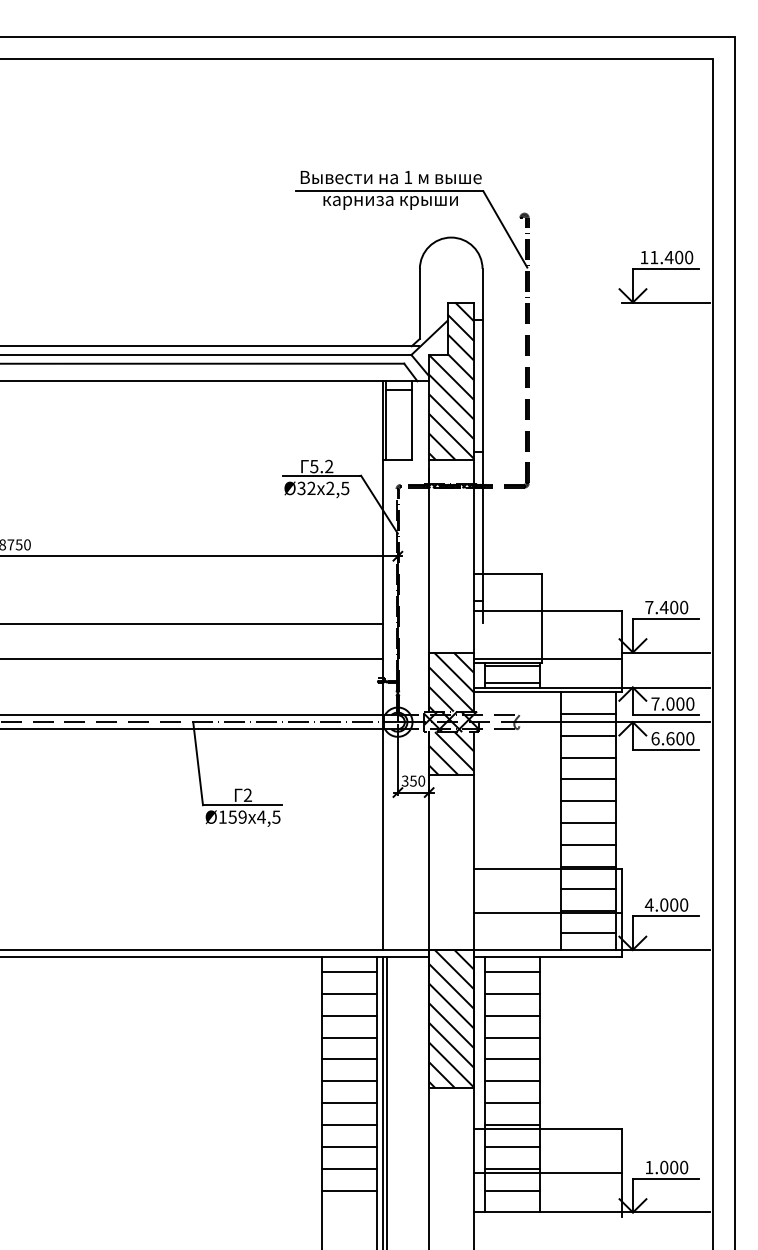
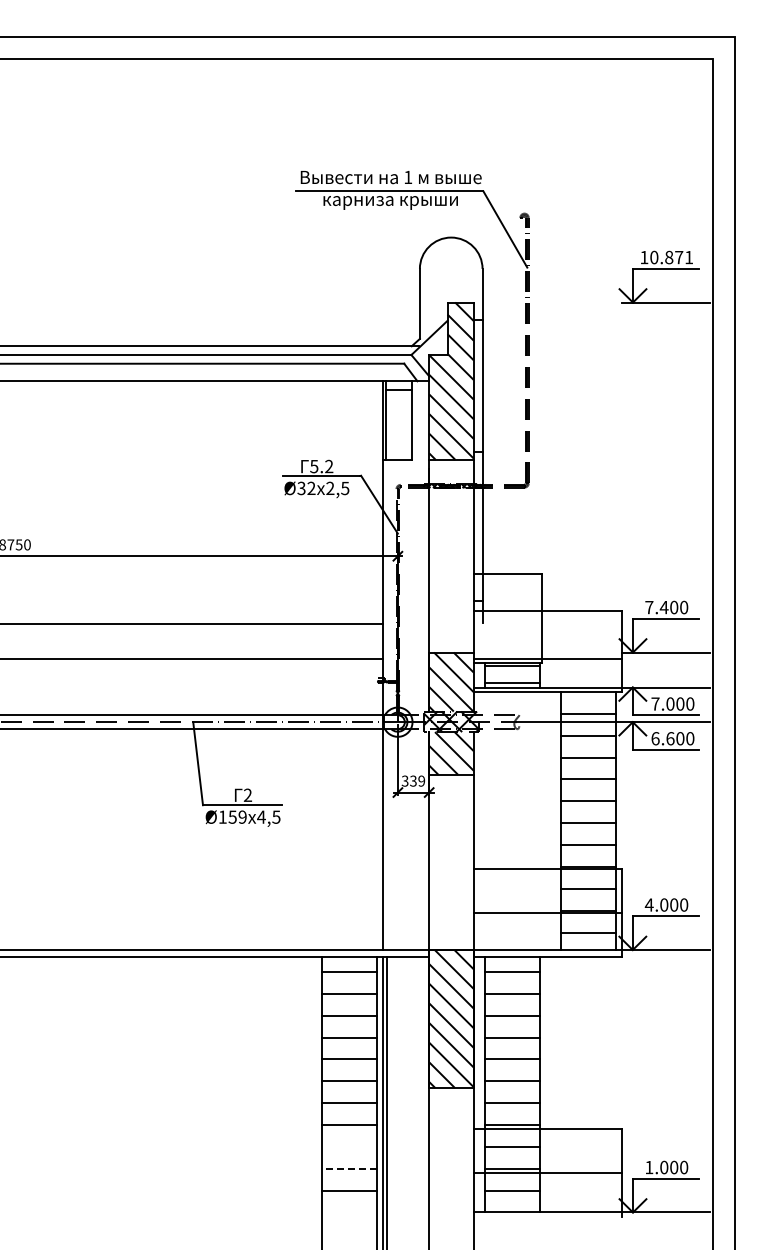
text: 11.400 -> 10.871 (671, 257)
text: 350 -> 339 (417, 780)
line: present -> none (349, 1146)
line: solid -> dashed (349, 1168)
